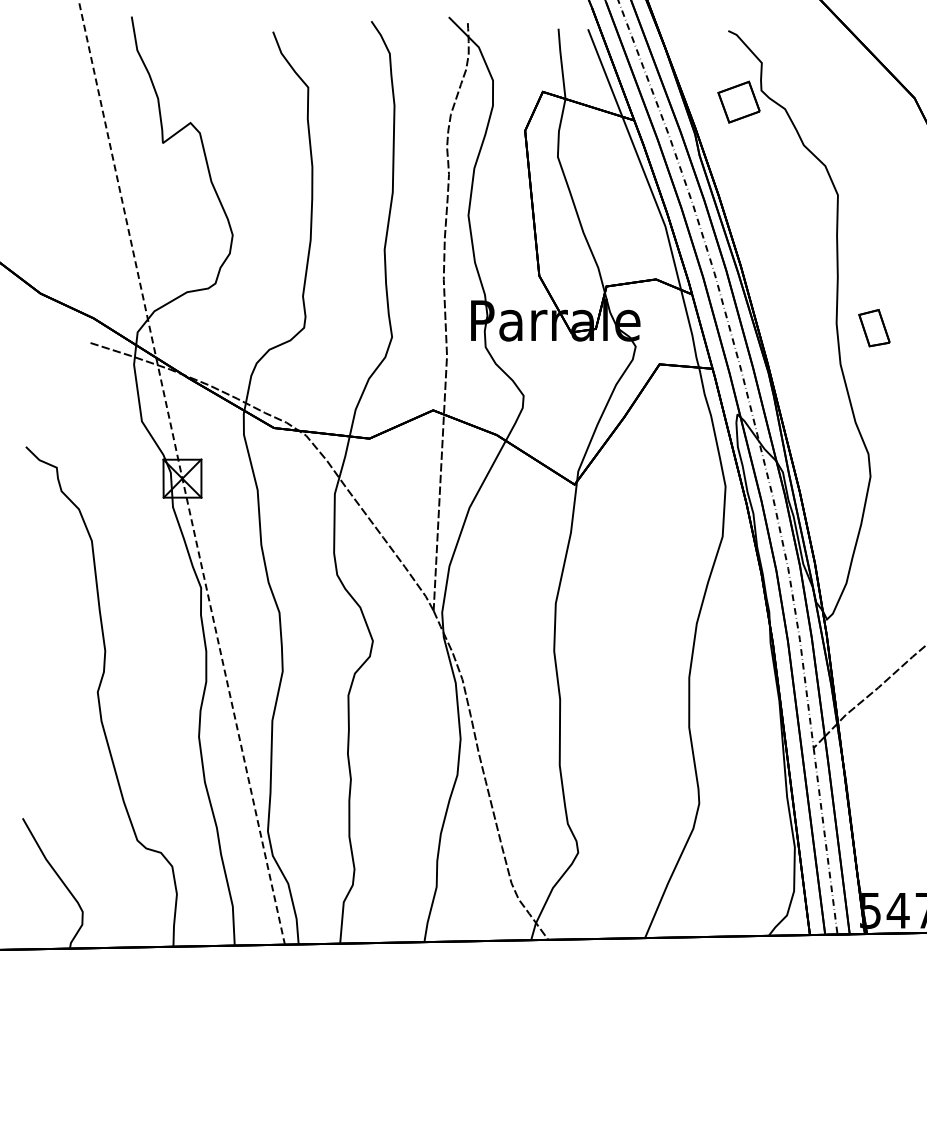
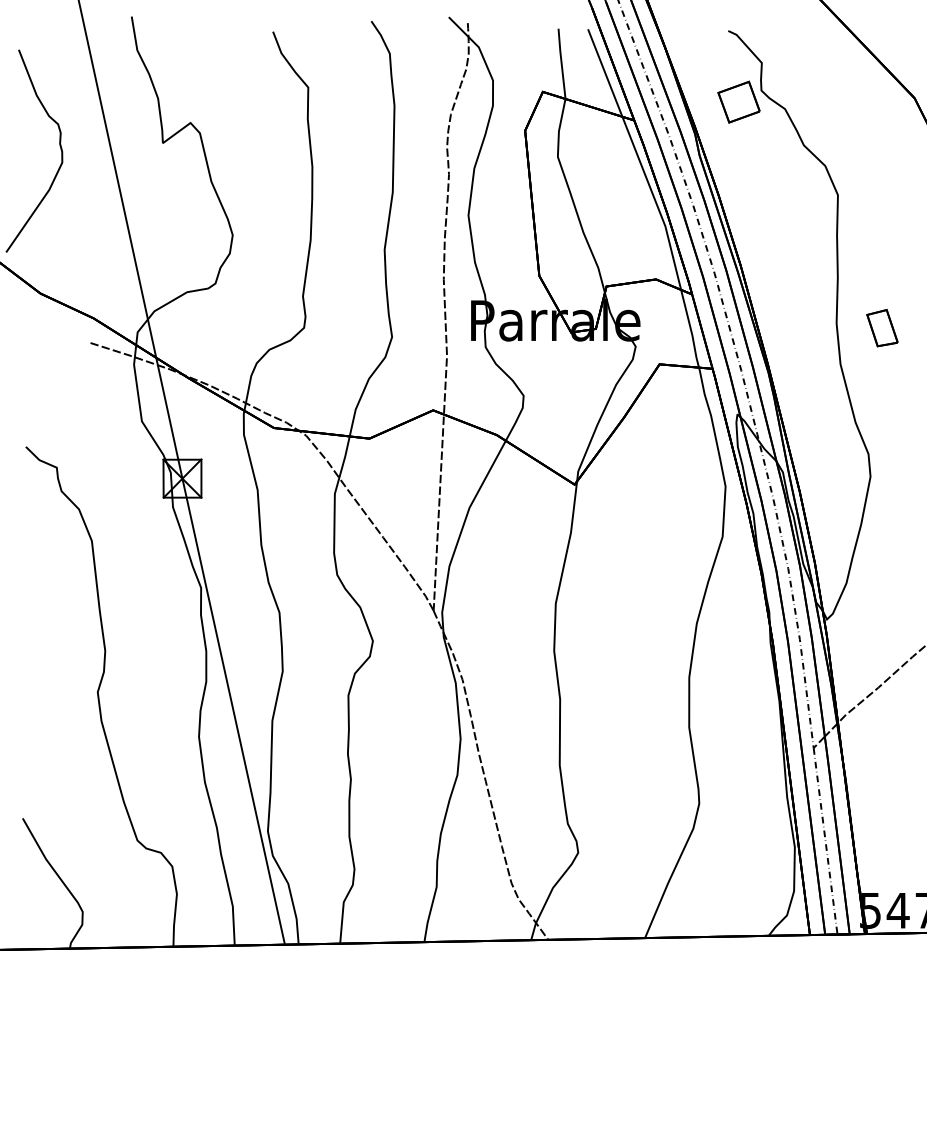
curve: none -> present (59, 146)
part position: (874, 328) -> (882, 328) (882, 328)
line: dashed -> solid (181, 473)
